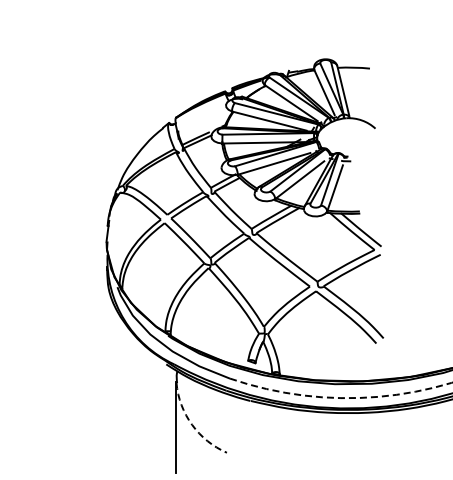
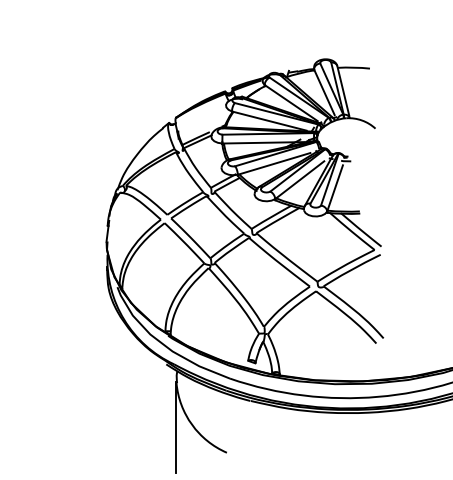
arc: dashed -> solid (340, 398)
arc: dashed -> solid (192, 424)
